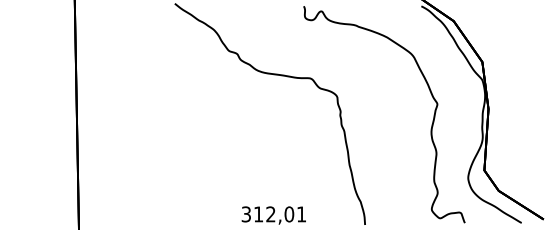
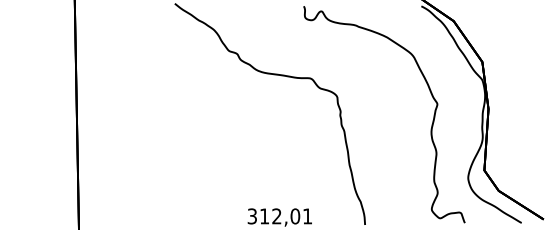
text position: (273, 215) -> (279, 217) (279, 217)
